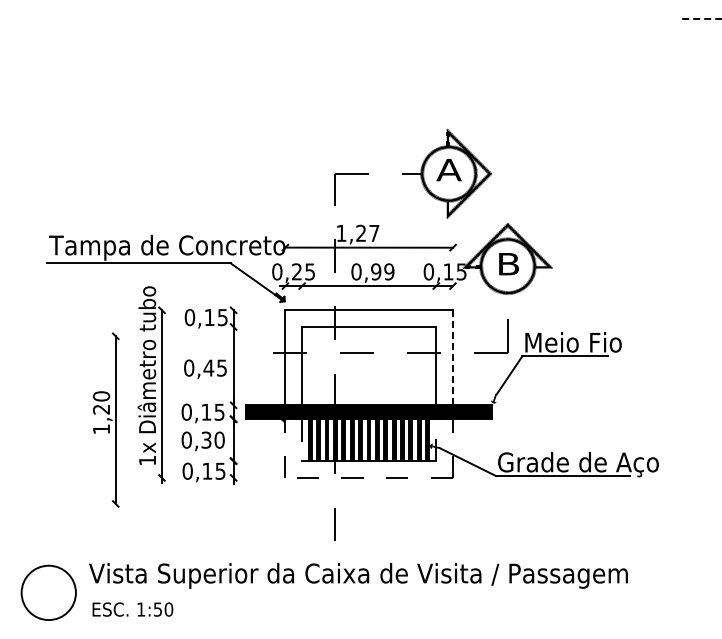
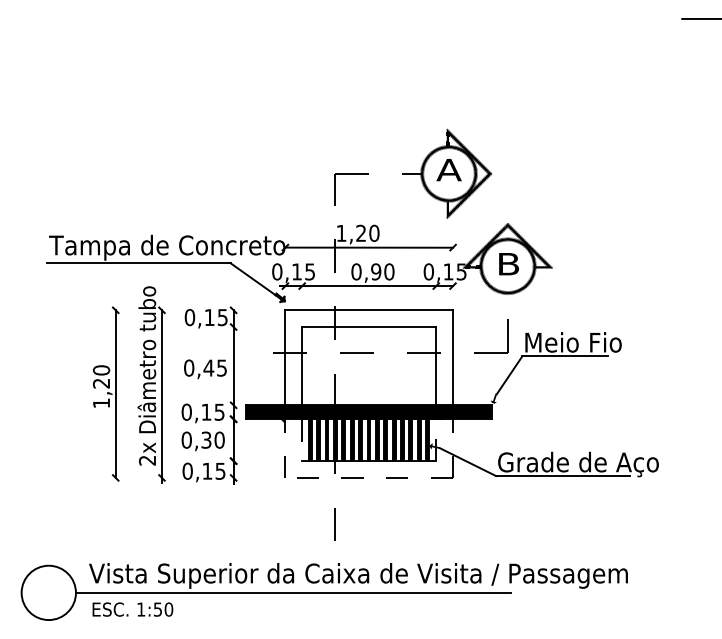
line: dashed -> solid (702, 18)
text: 1,27 -> 1,20 (374, 232)
text: 0,25 -> 0,15 (296, 271)
text: 0,99 -> 0,90 (389, 271)
line: dashed -> solid (453, 358)
part position: (106, 419) -> (106, 393) (106, 393)
text: 1x -> 2x (146, 460)
line: none -> present (293, 592)
